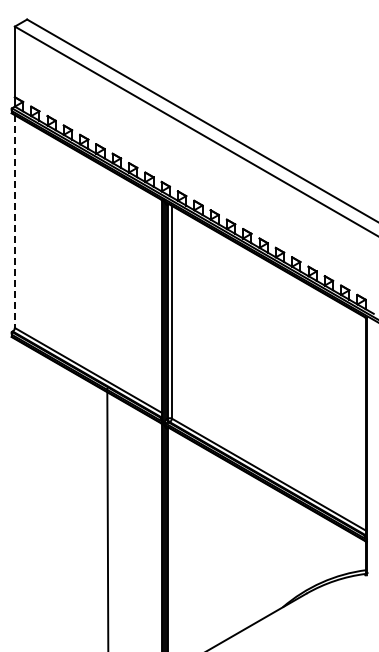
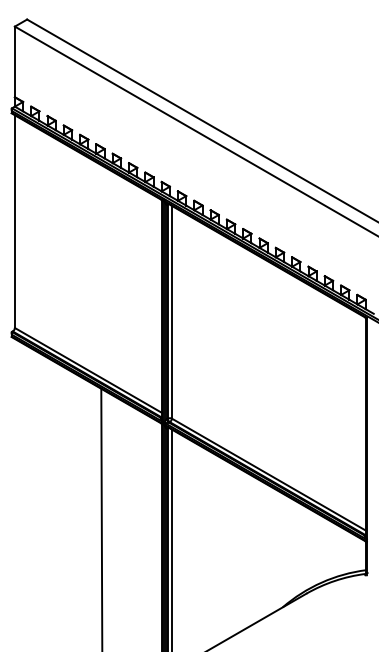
line: dashed -> solid (14, 222)
line position: (107, 518) -> (101, 518) (101, 518)
line: none -> present (171, 538)
